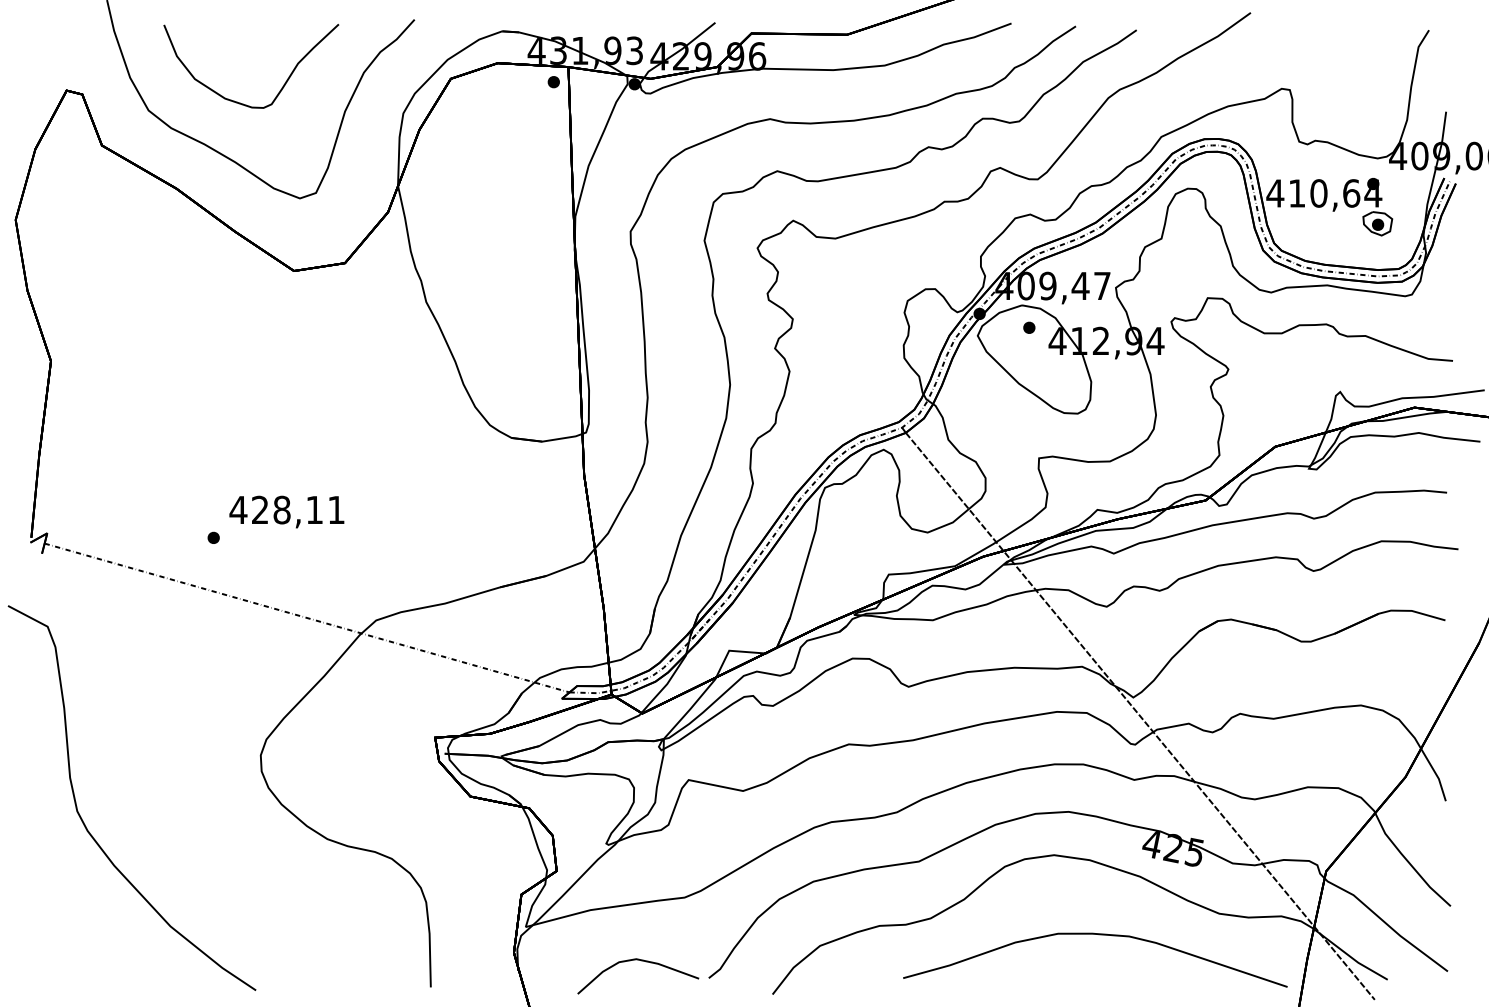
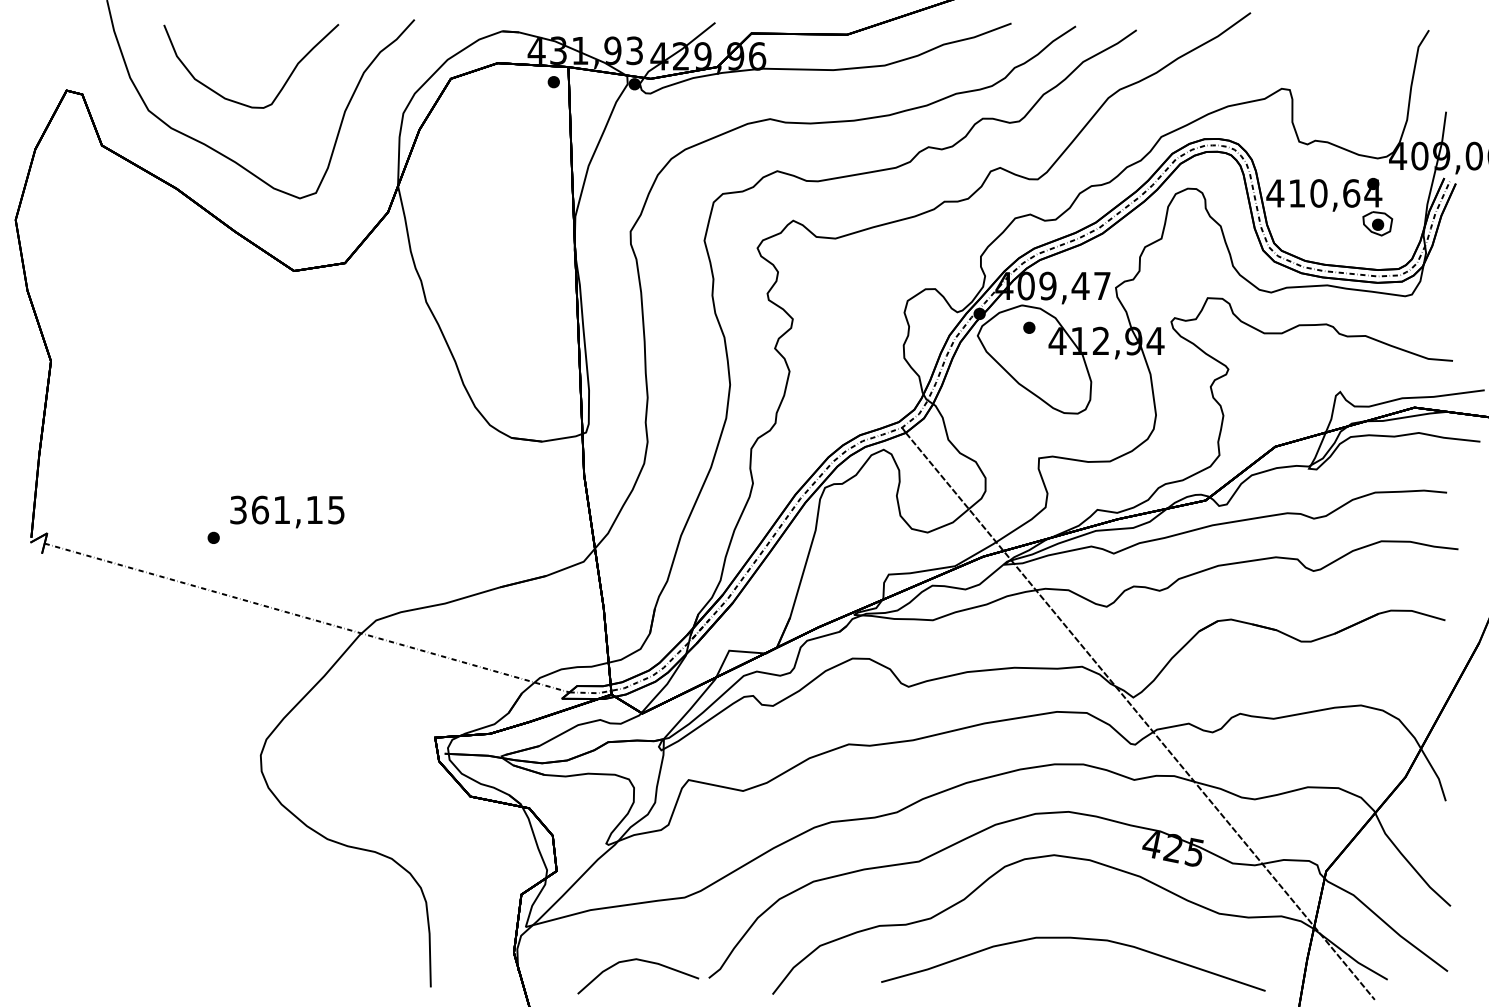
text: 428,11 -> 361,15 (286, 509)
curve: present -> none (83, 820)
curve position: (1098, 935) -> (1076, 939) (1076, 939)
